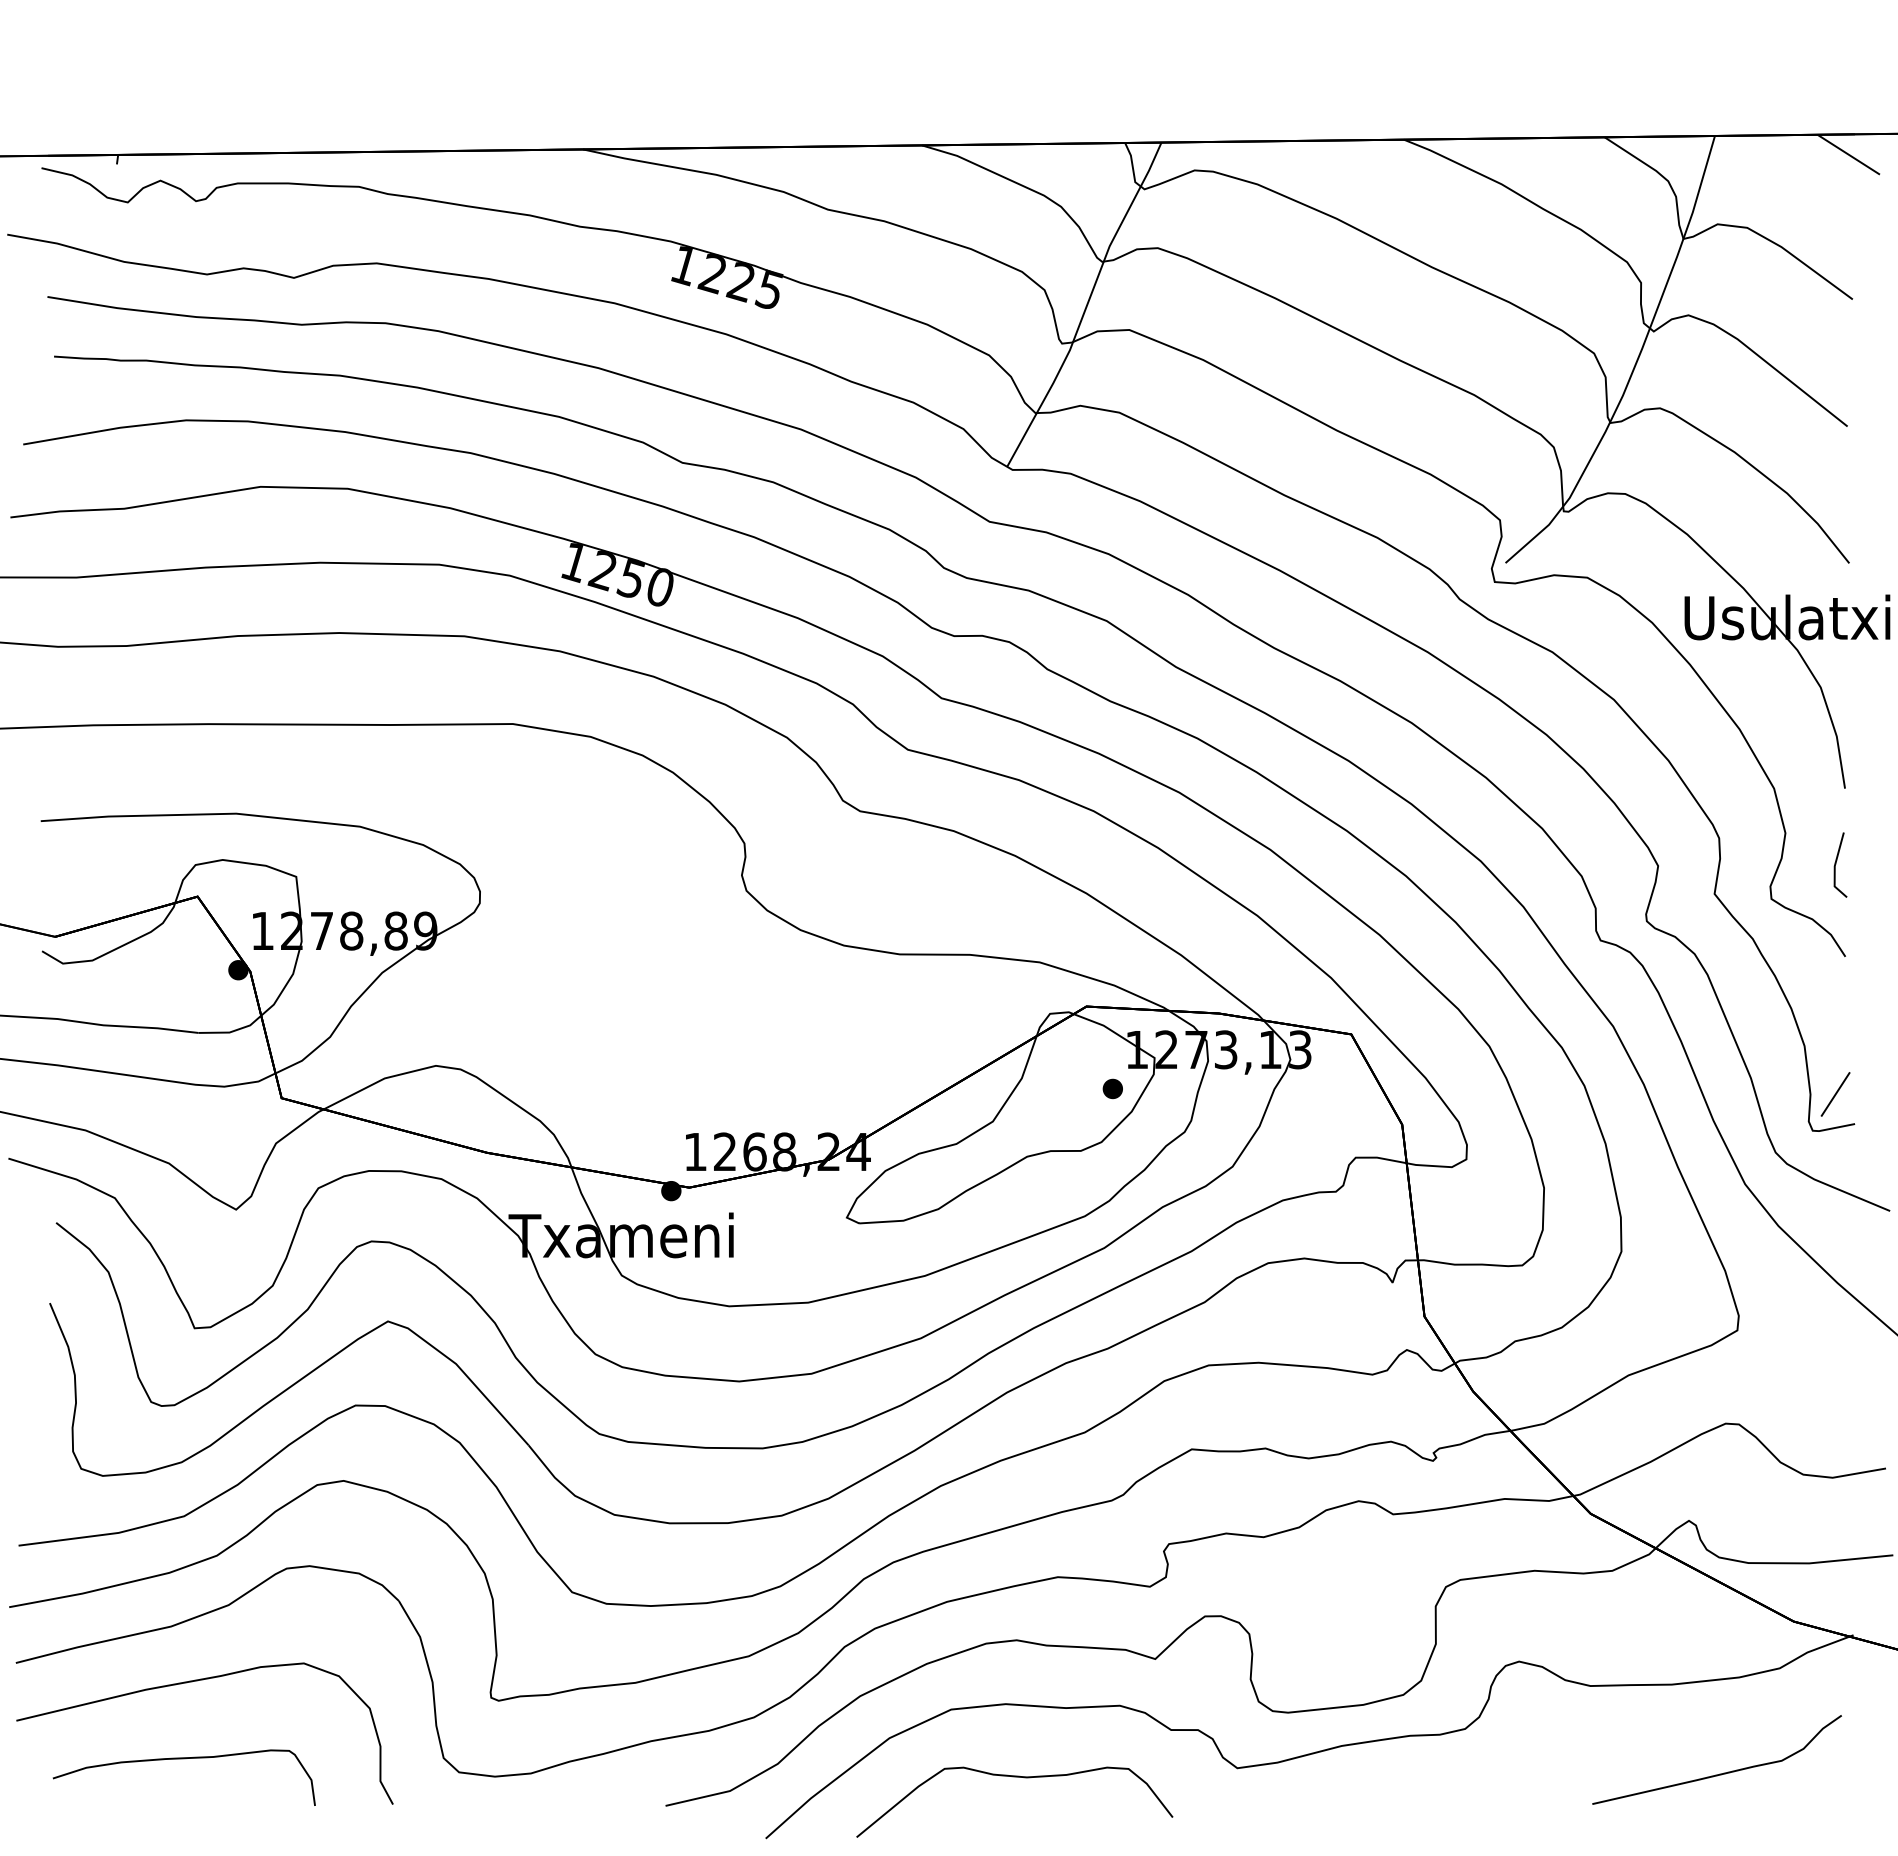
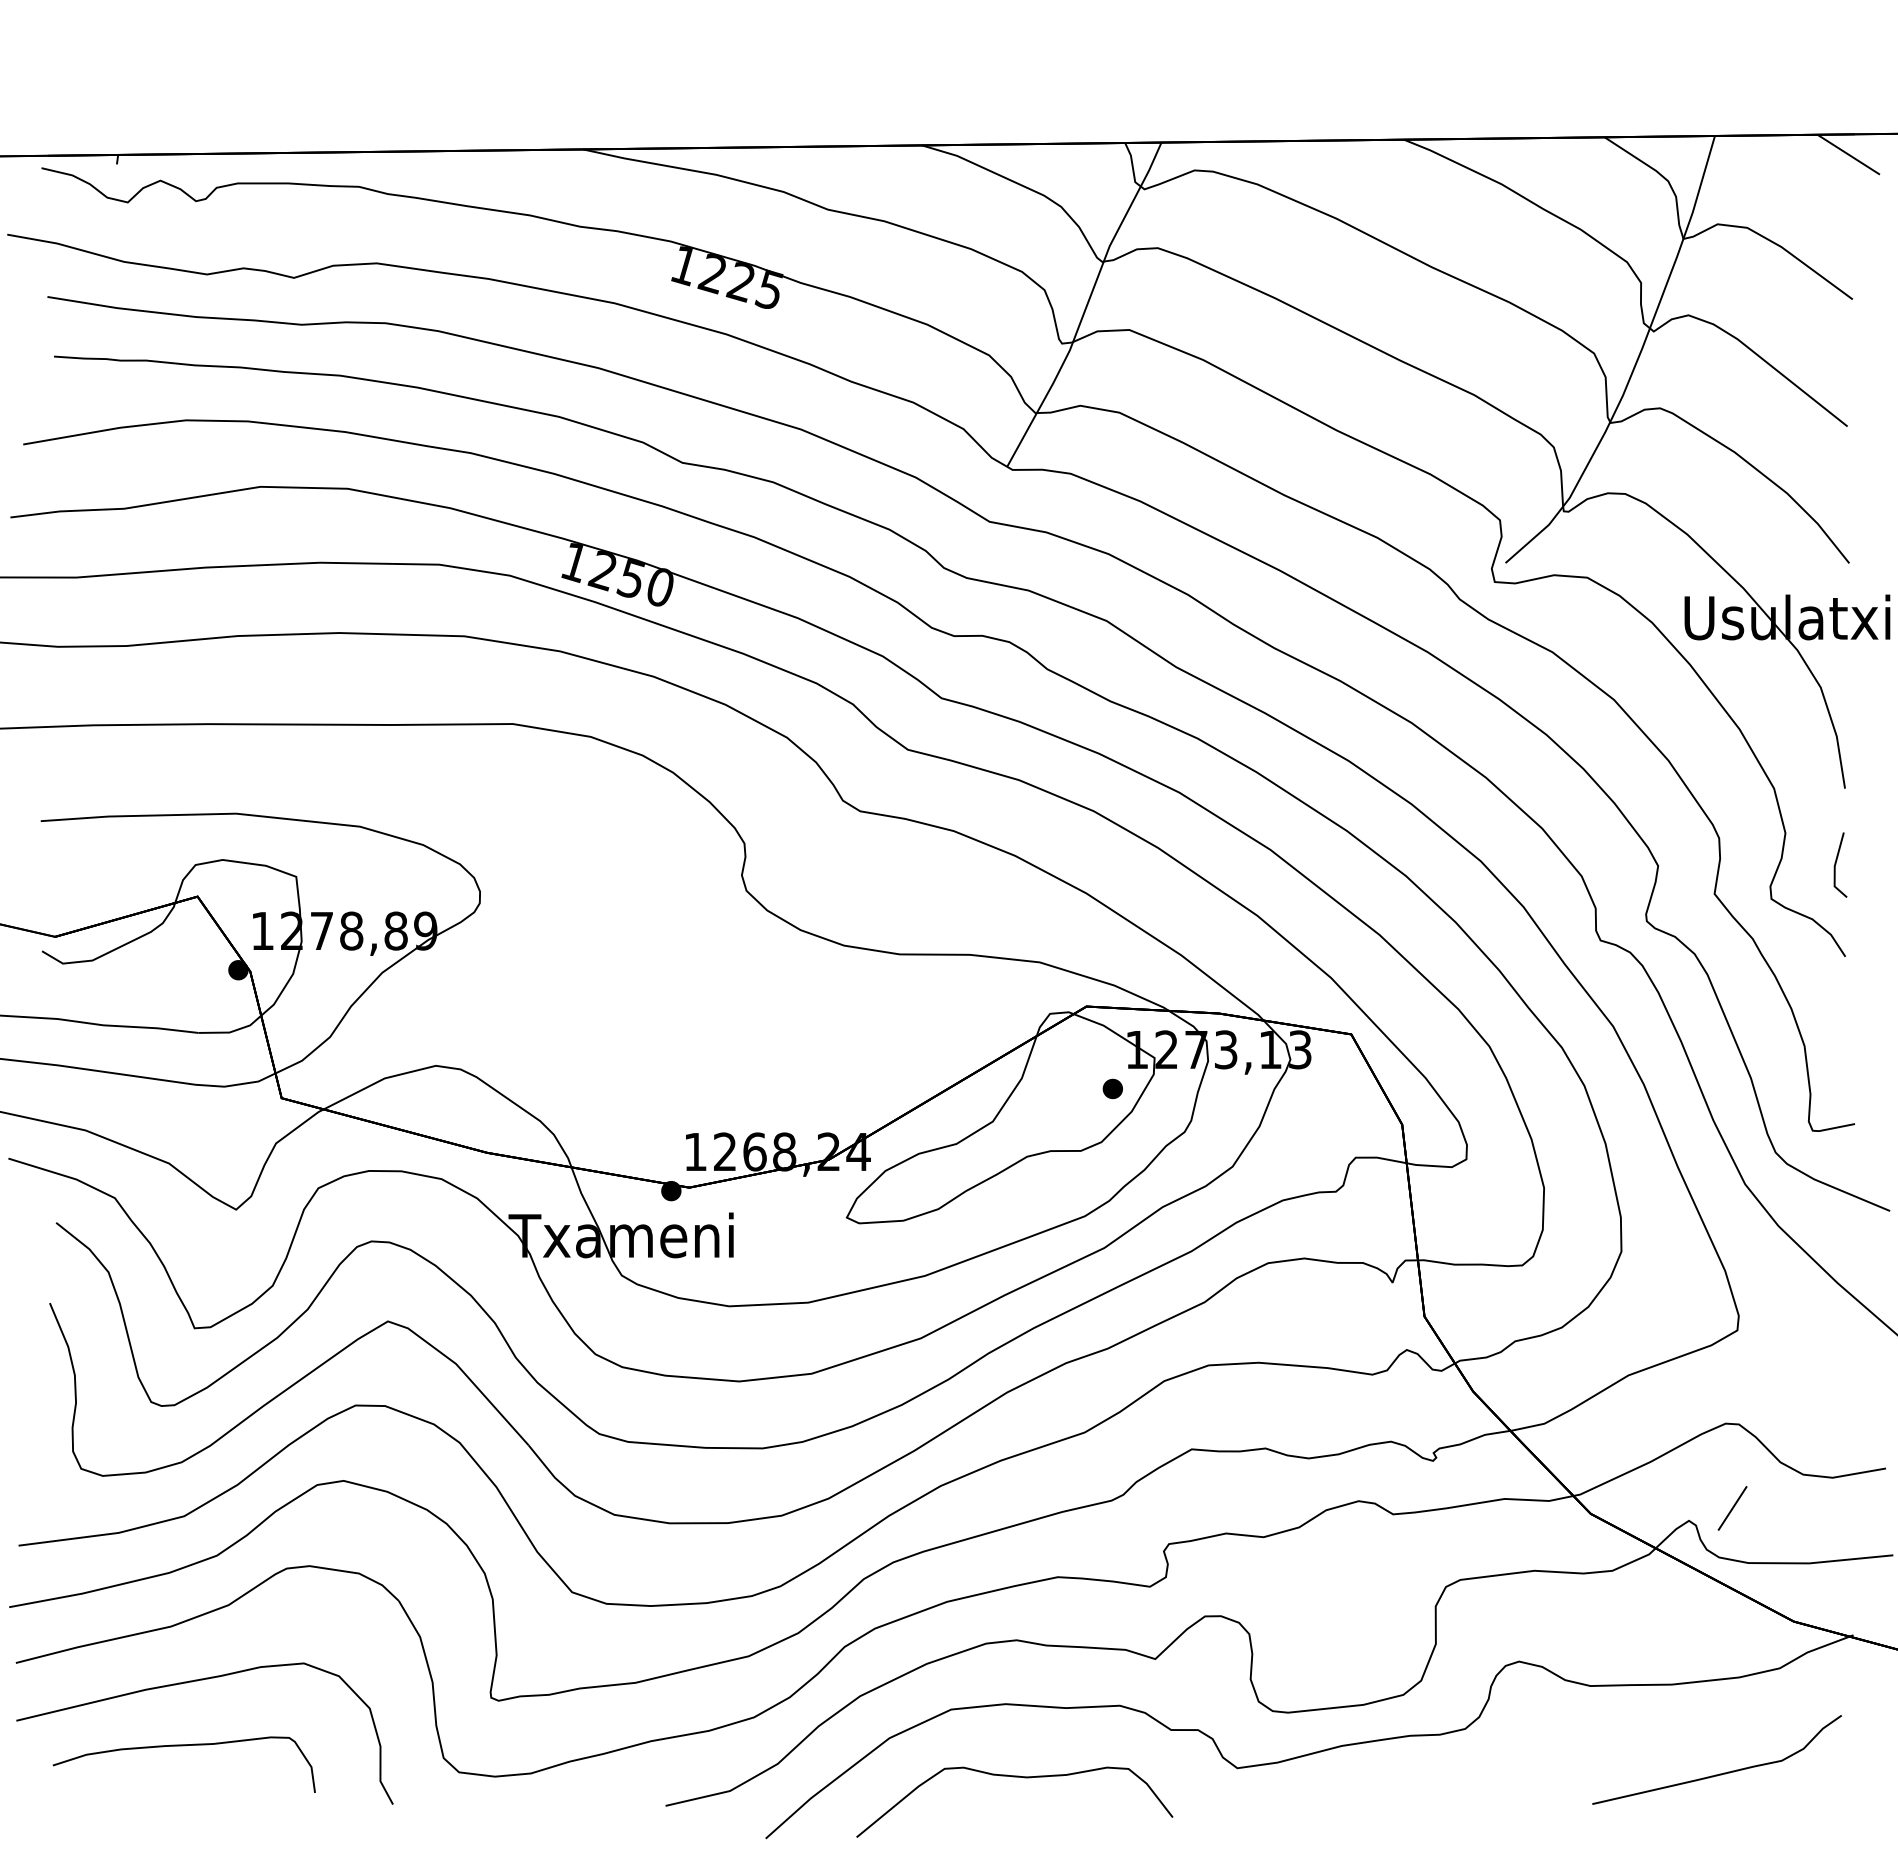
line position: (1835, 1094) -> (1732, 1508) (1732, 1508)
curve position: (183, 1759) -> (183, 1746) (183, 1746)
